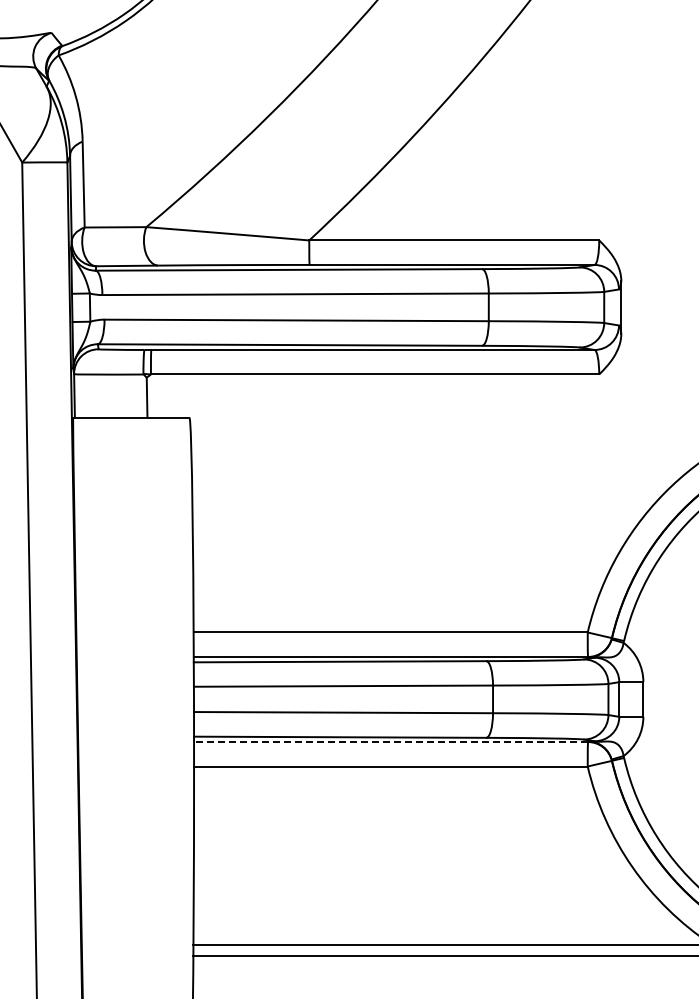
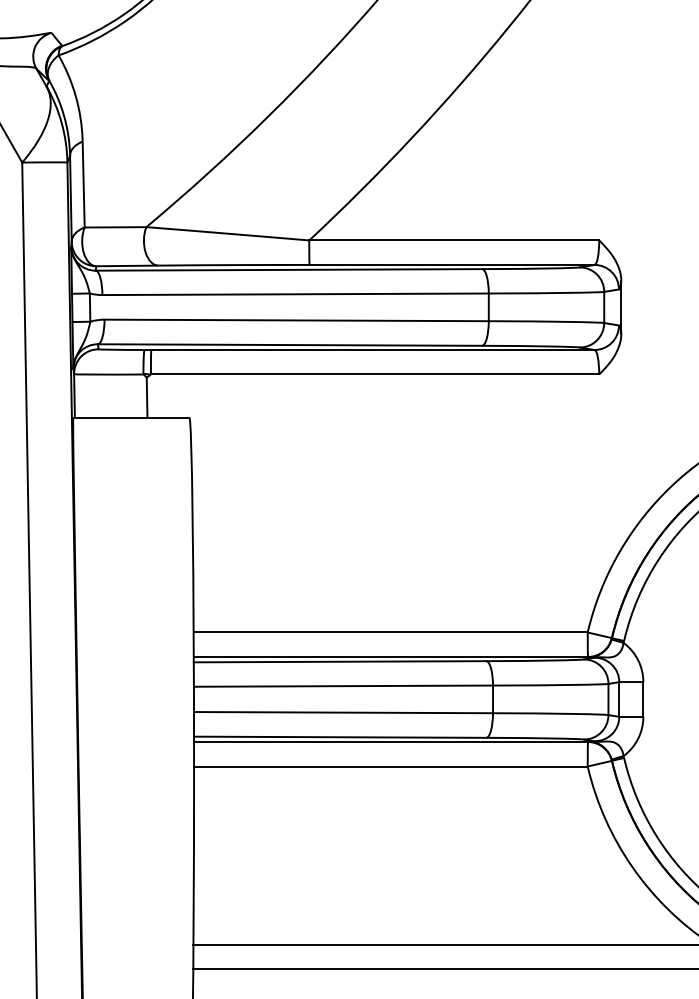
line: dashed -> solid (391, 742)
line position: (444, 956) -> (444, 969) (444, 969)
